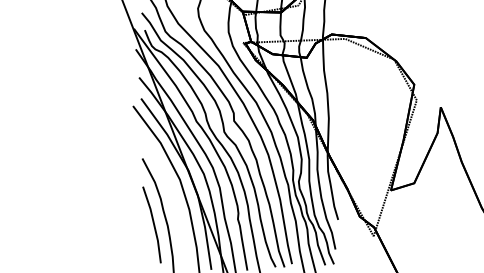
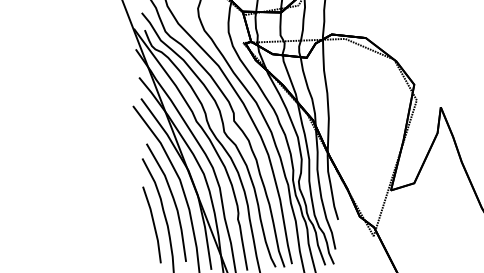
curve: none -> present (172, 199)
